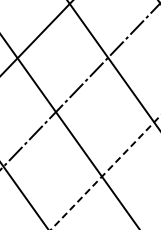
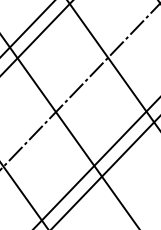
line: none -> present (27, 28)
line: none -> present (96, 163)
line: dashed -> solid (105, 172)
